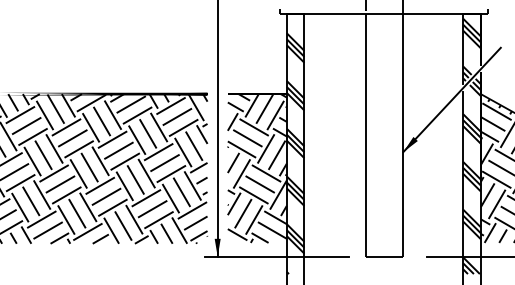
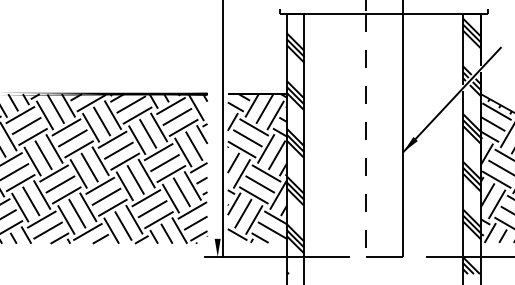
line position: (217, 129) -> (222, 129) (222, 129)
line: solid -> dashed (366, 136)
